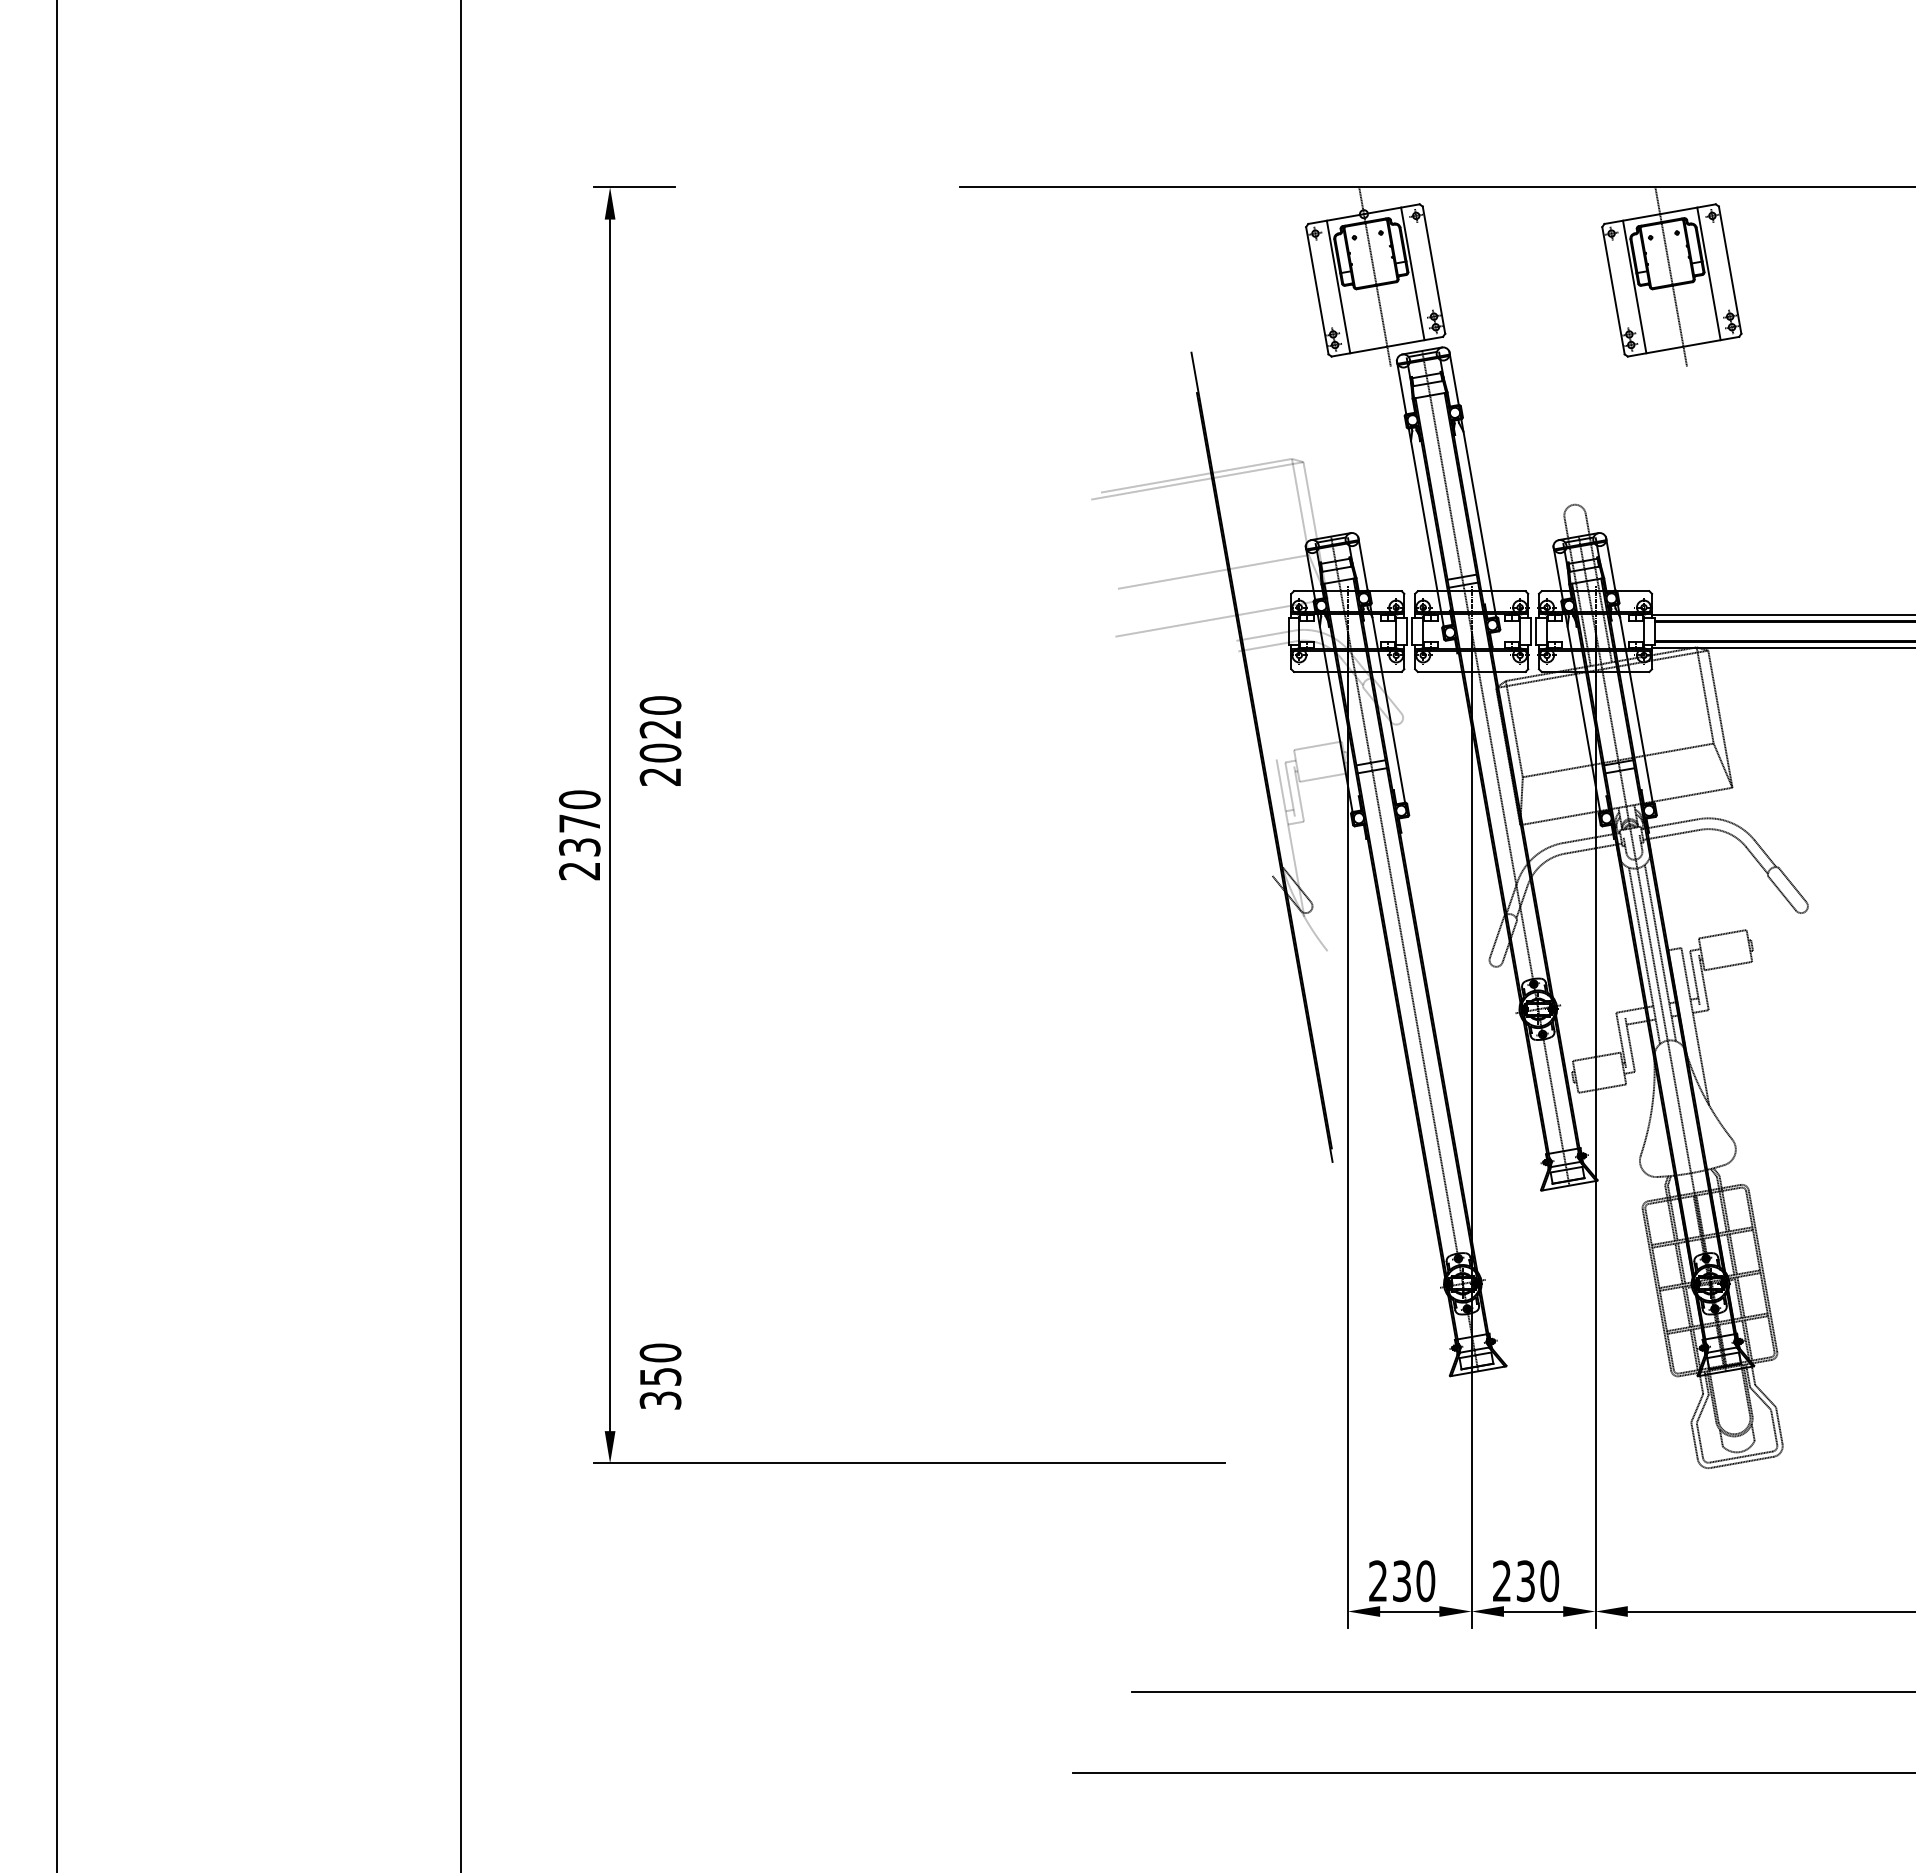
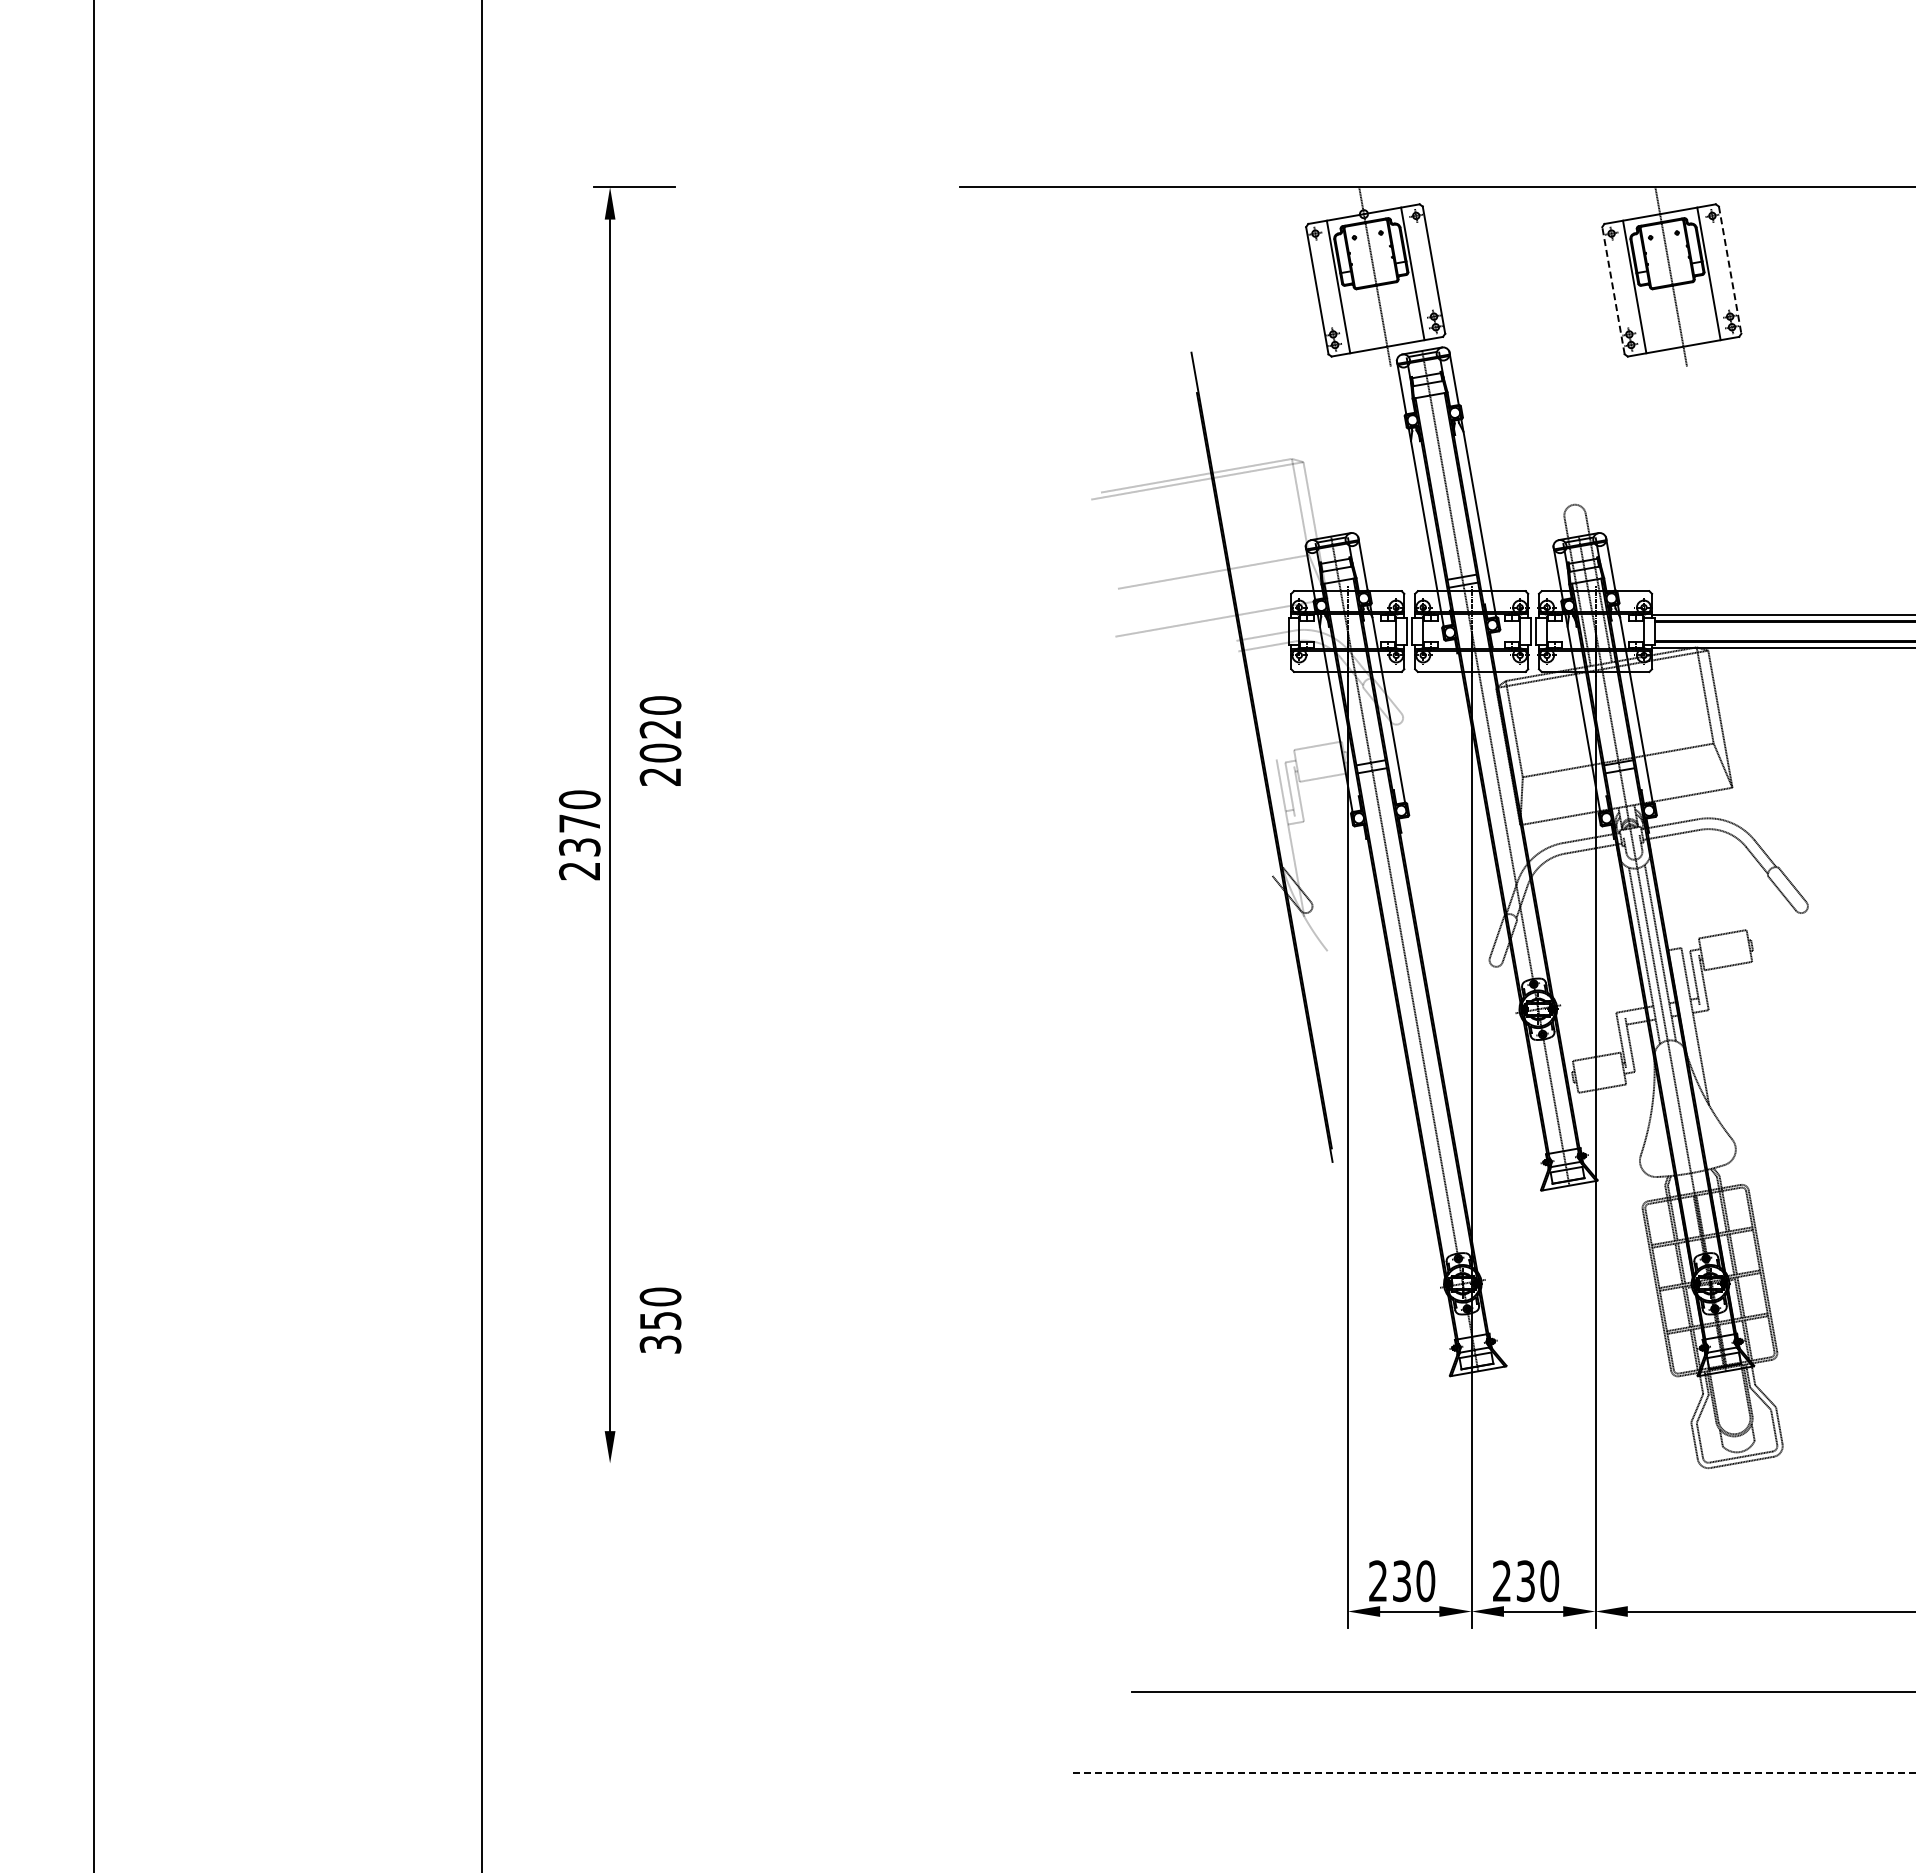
line: solid -> dashed (1730, 270)
line: solid -> dashed (1613, 290)
line position: (57, 935) -> (94, 935) (94, 935)
line position: (461, 935) -> (482, 935) (482, 935)
text position: (660, 1376) -> (660, 1320) (660, 1320)
line: present -> none (908, 1463)
line: solid -> dashed (1494, 1773)
